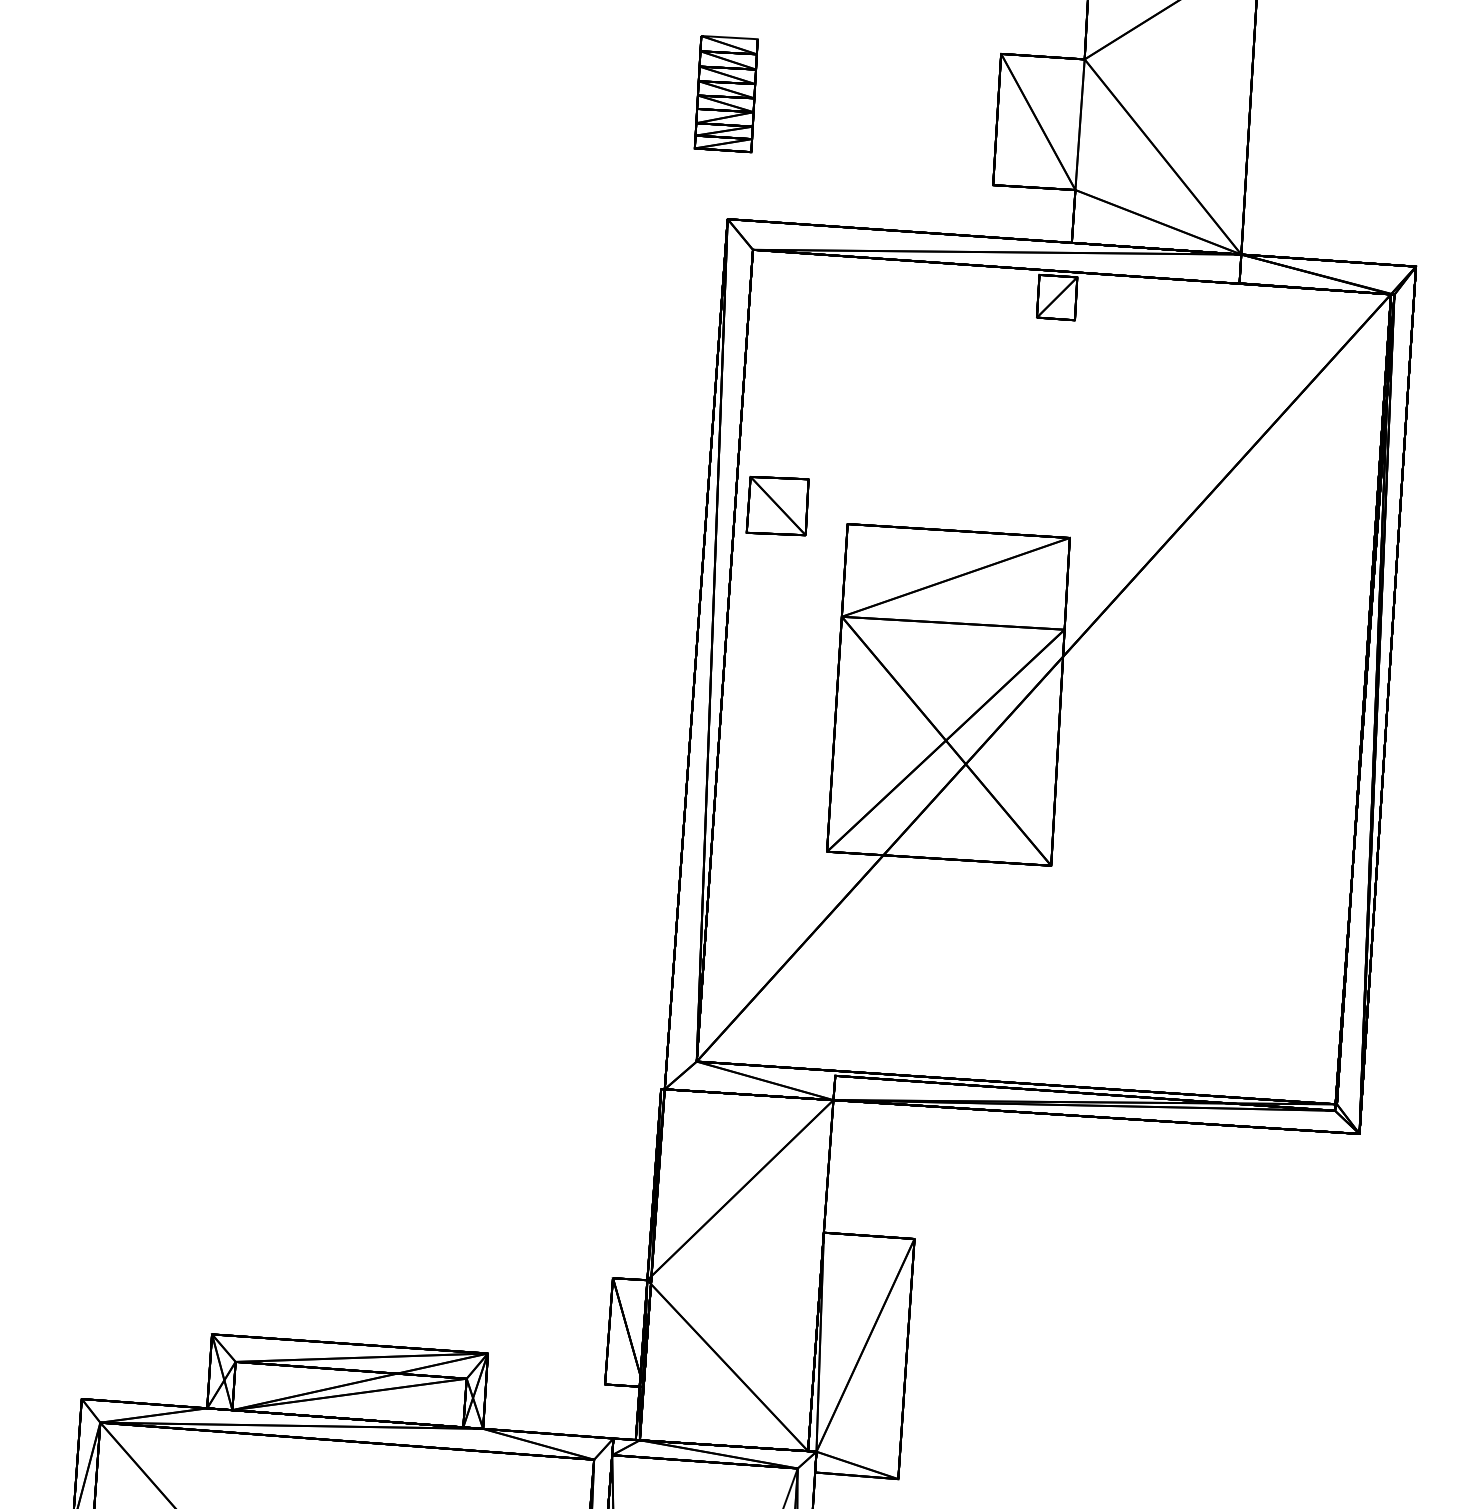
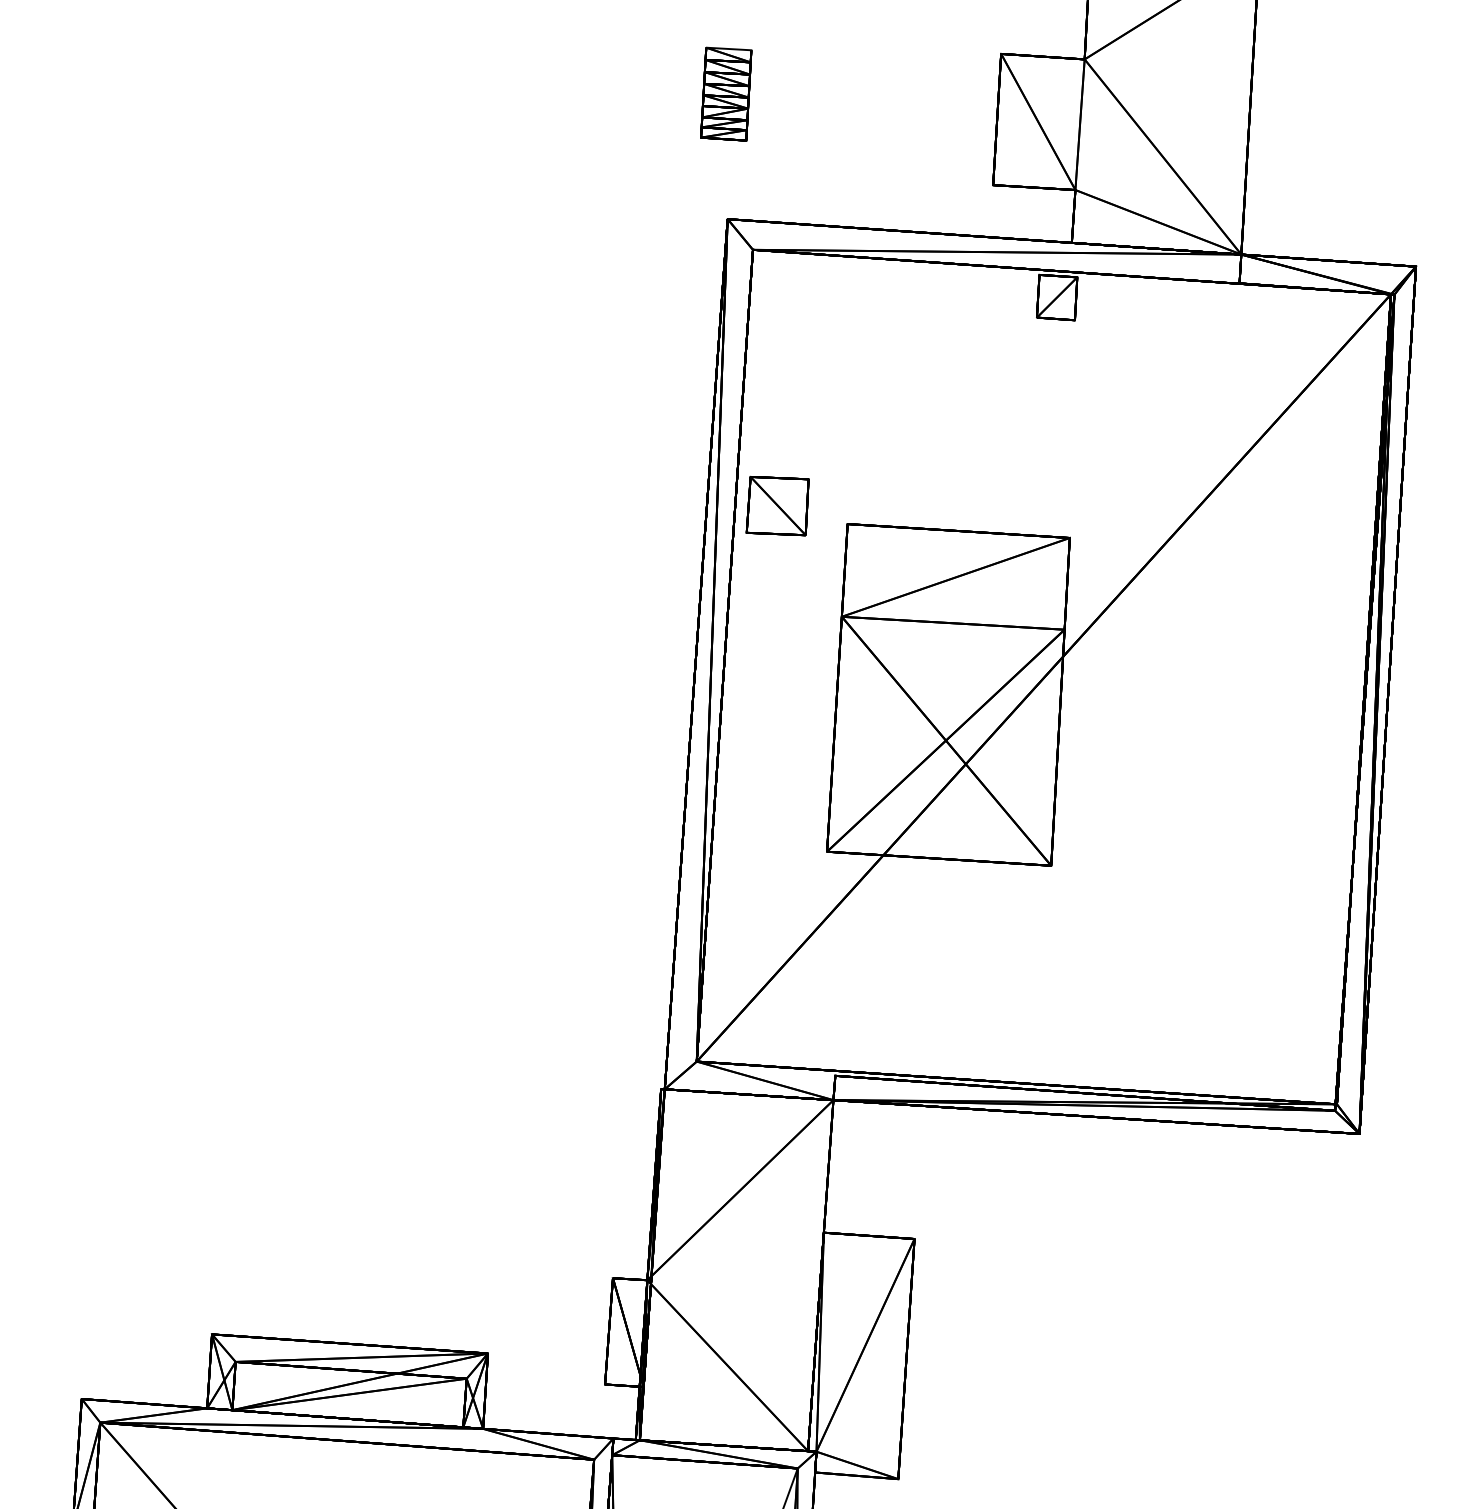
part size: 66x119 px -> 53x96 px (726, 93)
